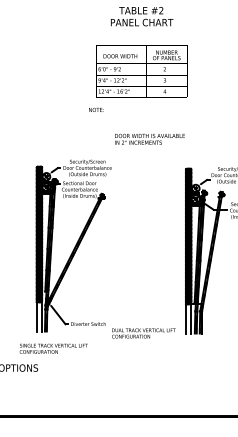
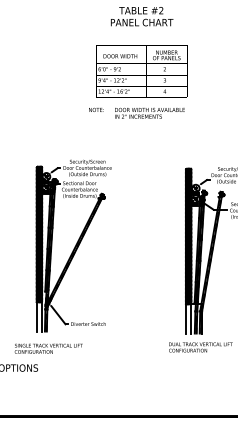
text position: (149, 138) -> (149, 112) (149, 112)
text position: (143, 333) -> (200, 347) (200, 347)
text position: (53, 348) -> (48, 348) (48, 348)
